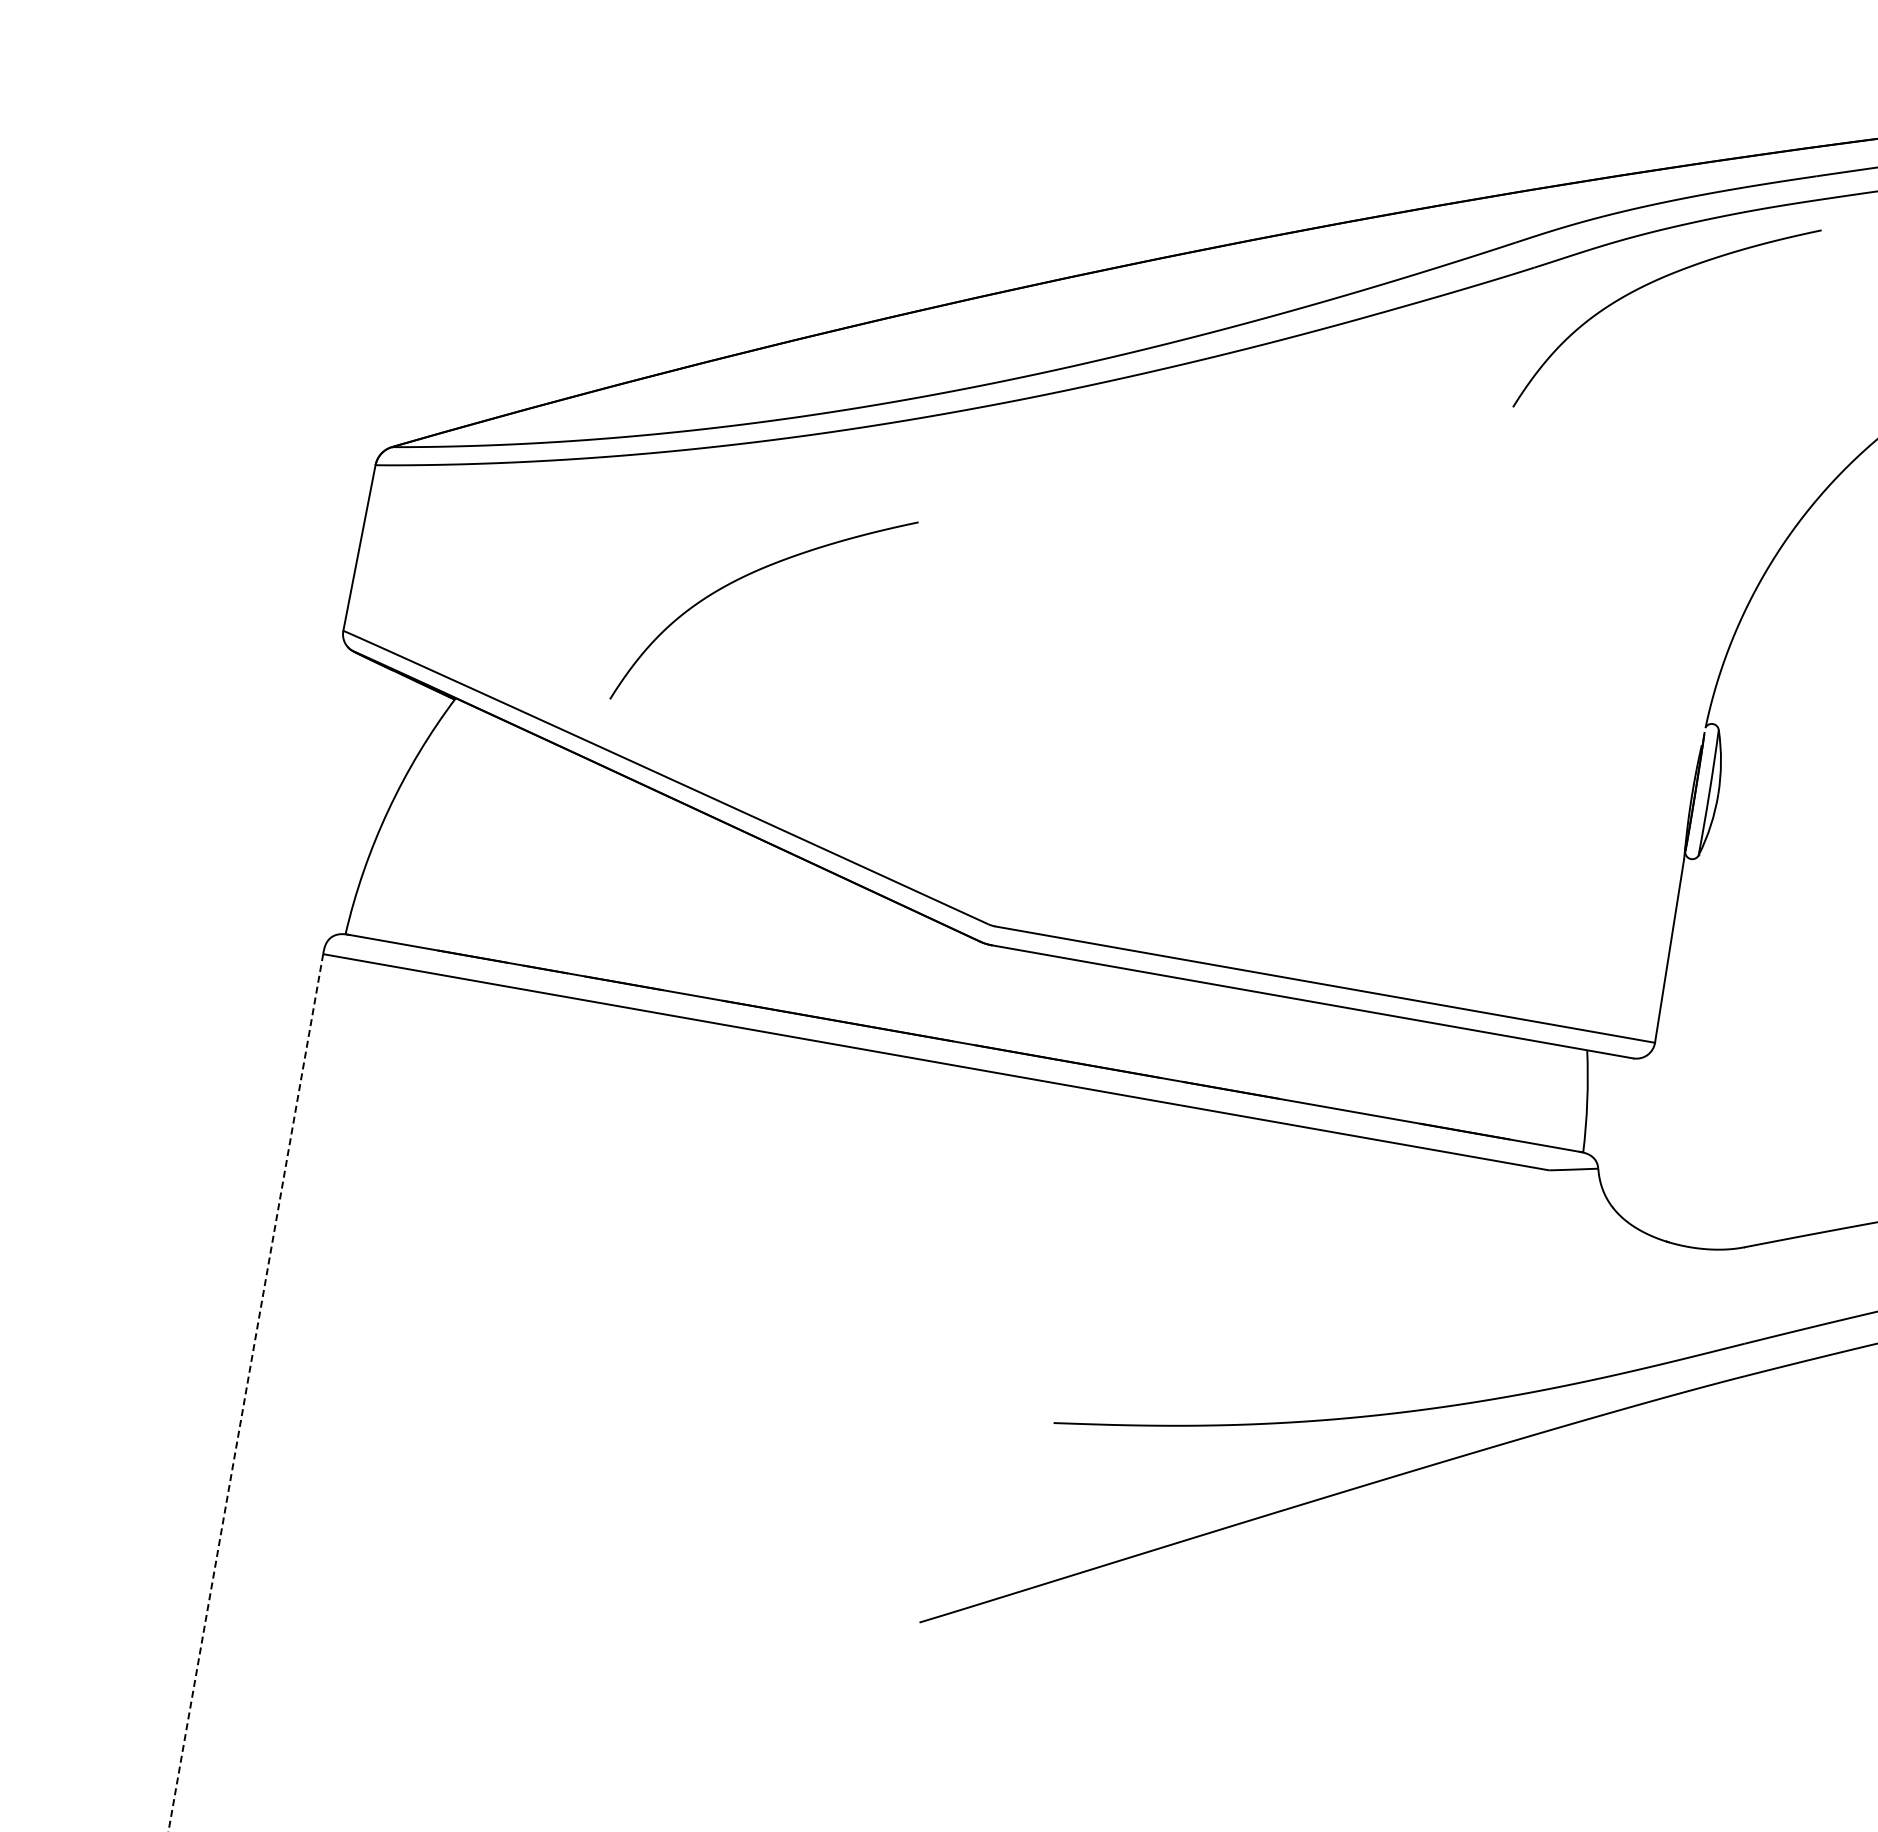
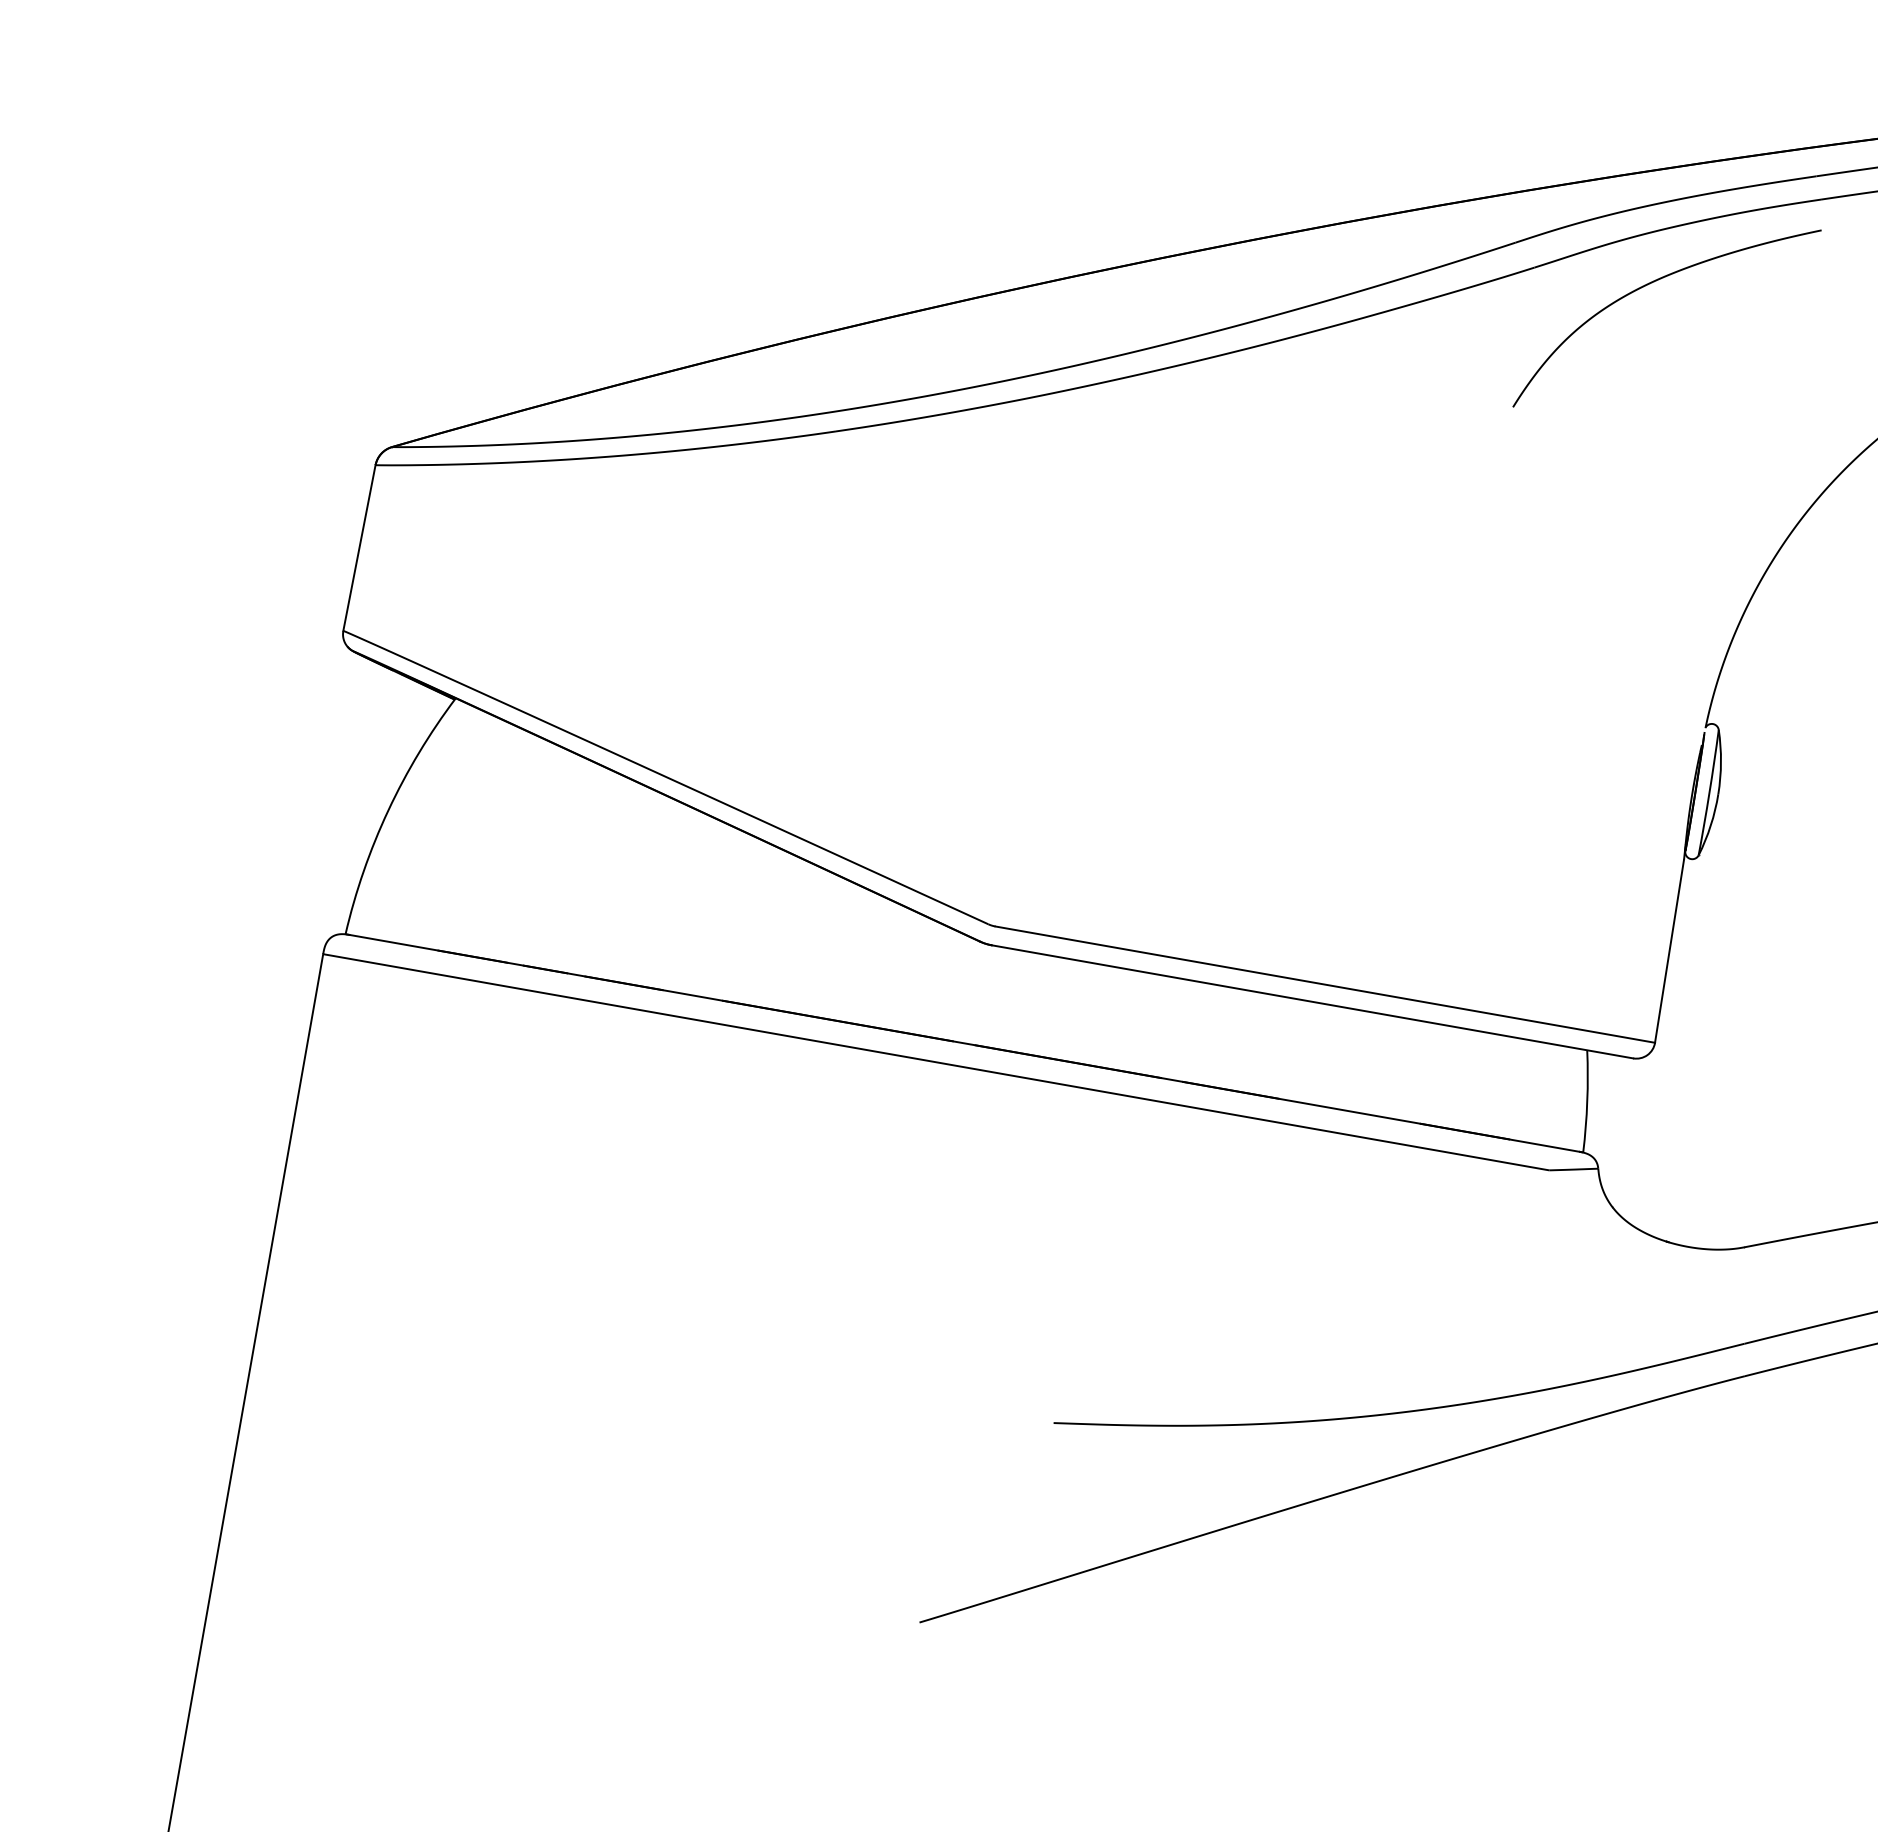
curve: present -> none (749, 575)
line: dashed -> solid (245, 1393)
